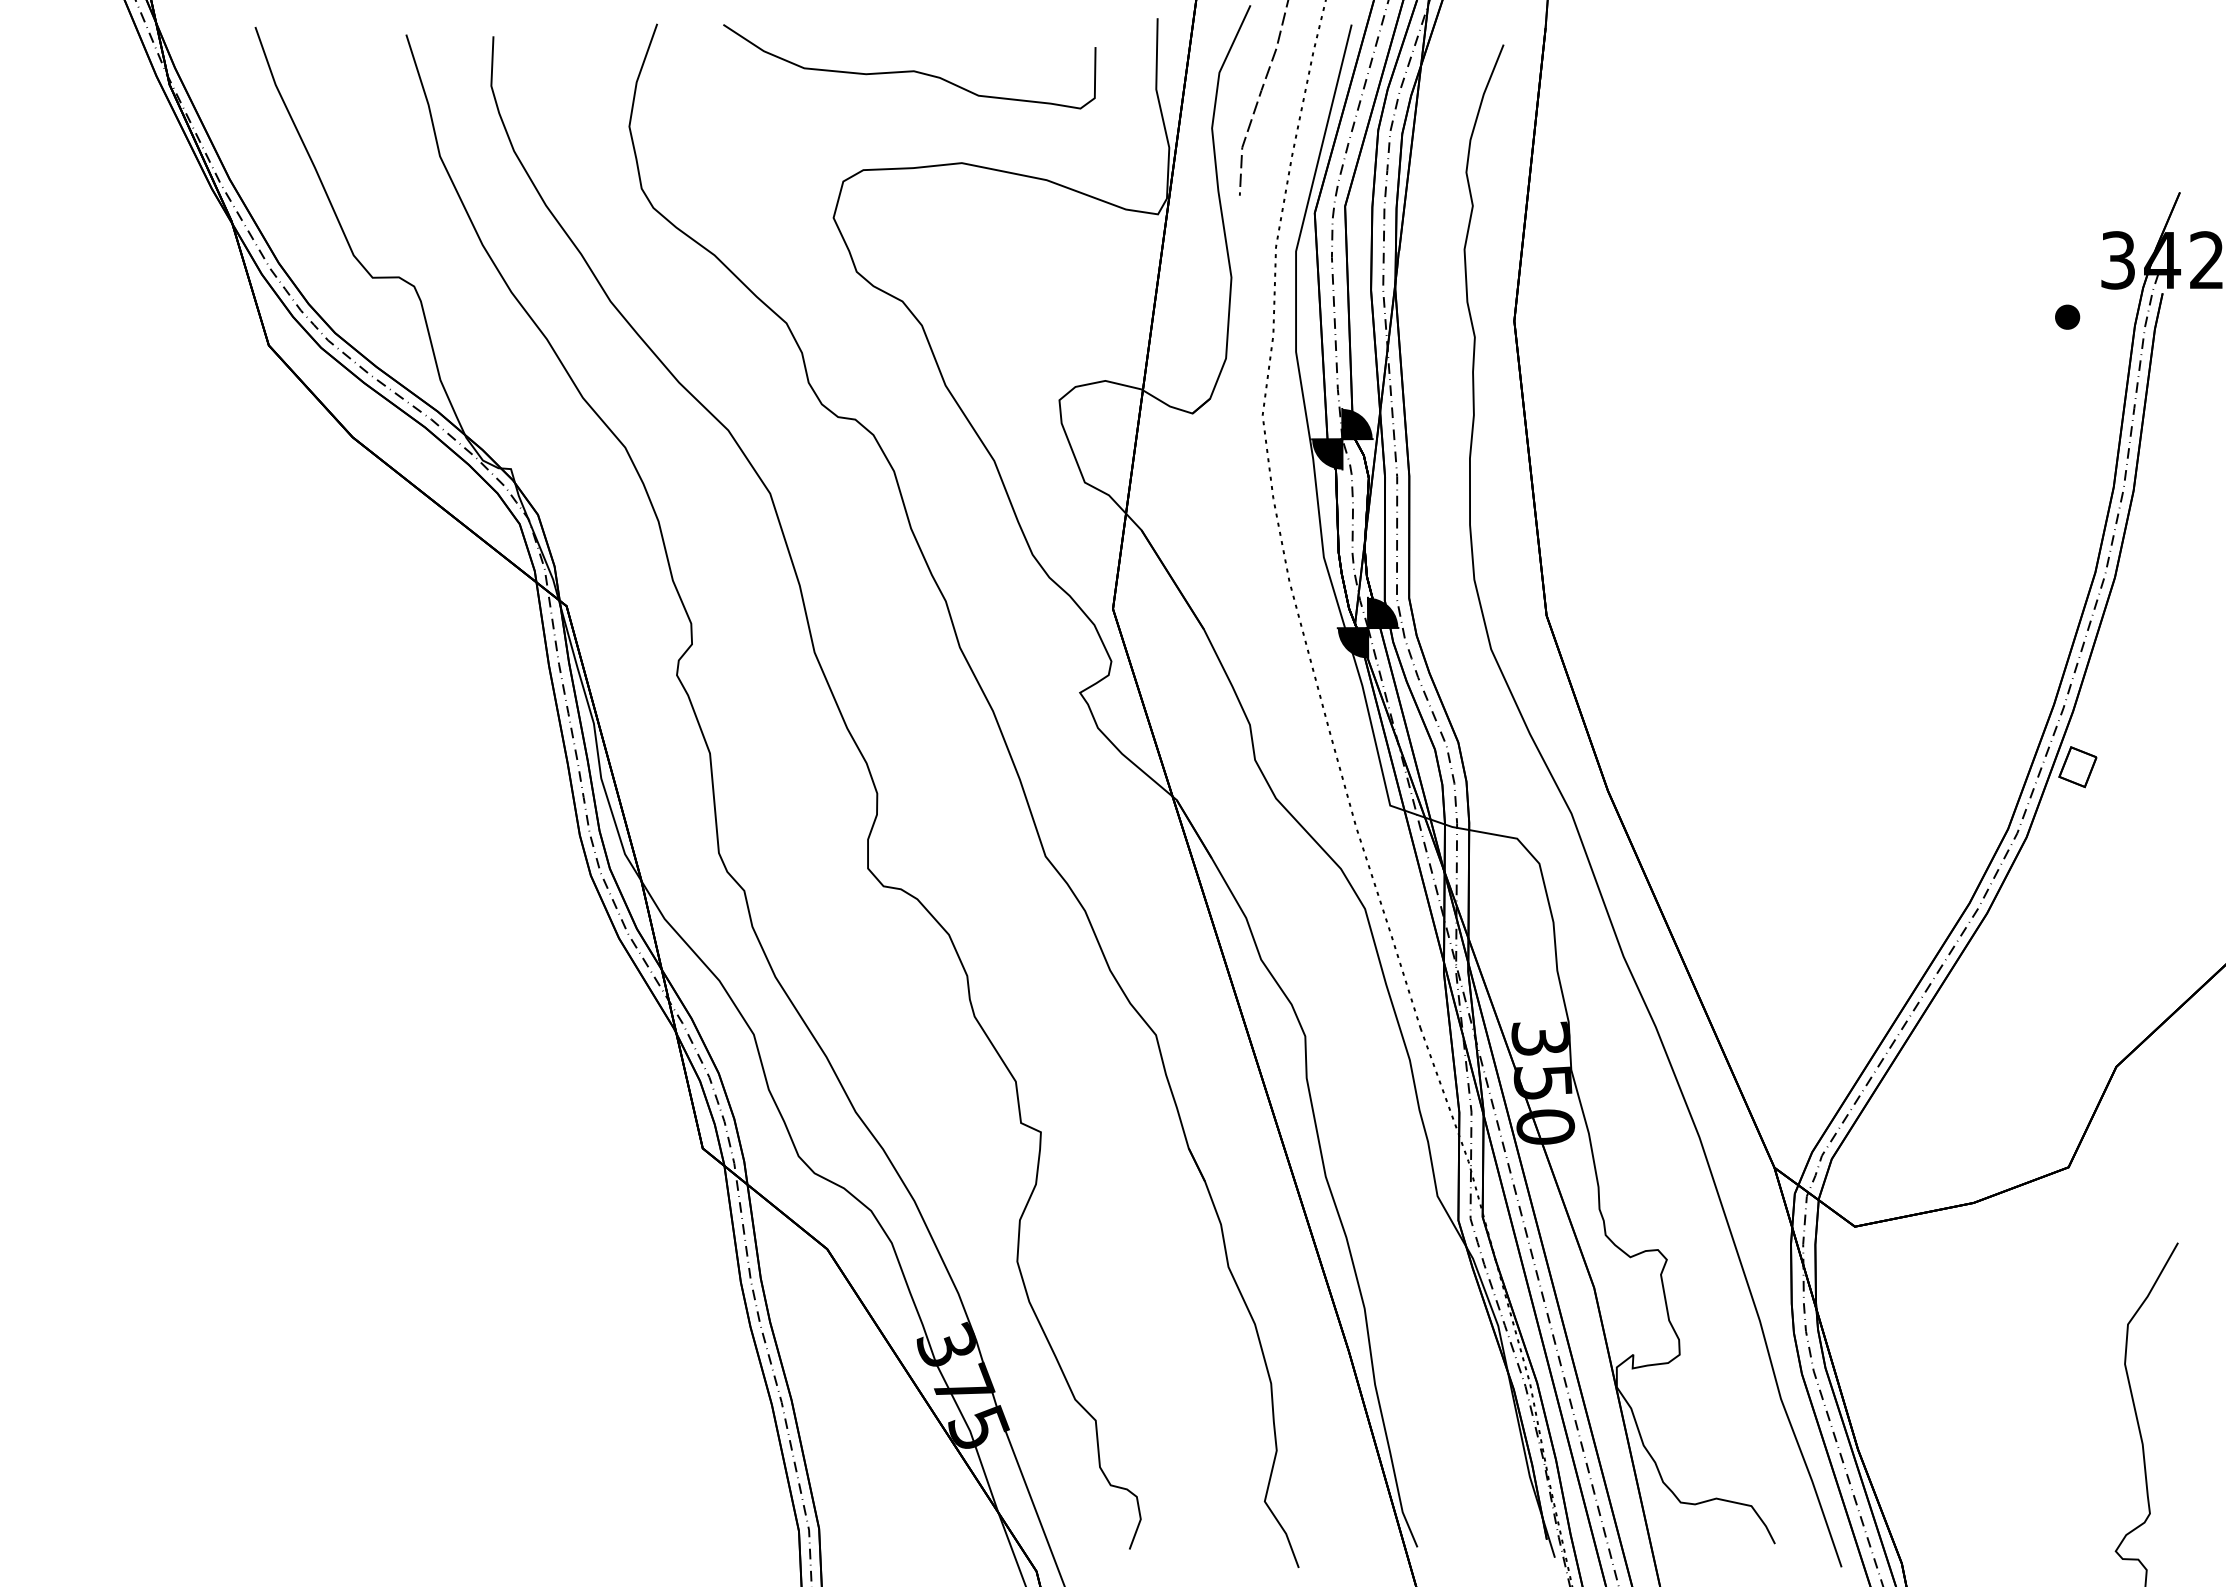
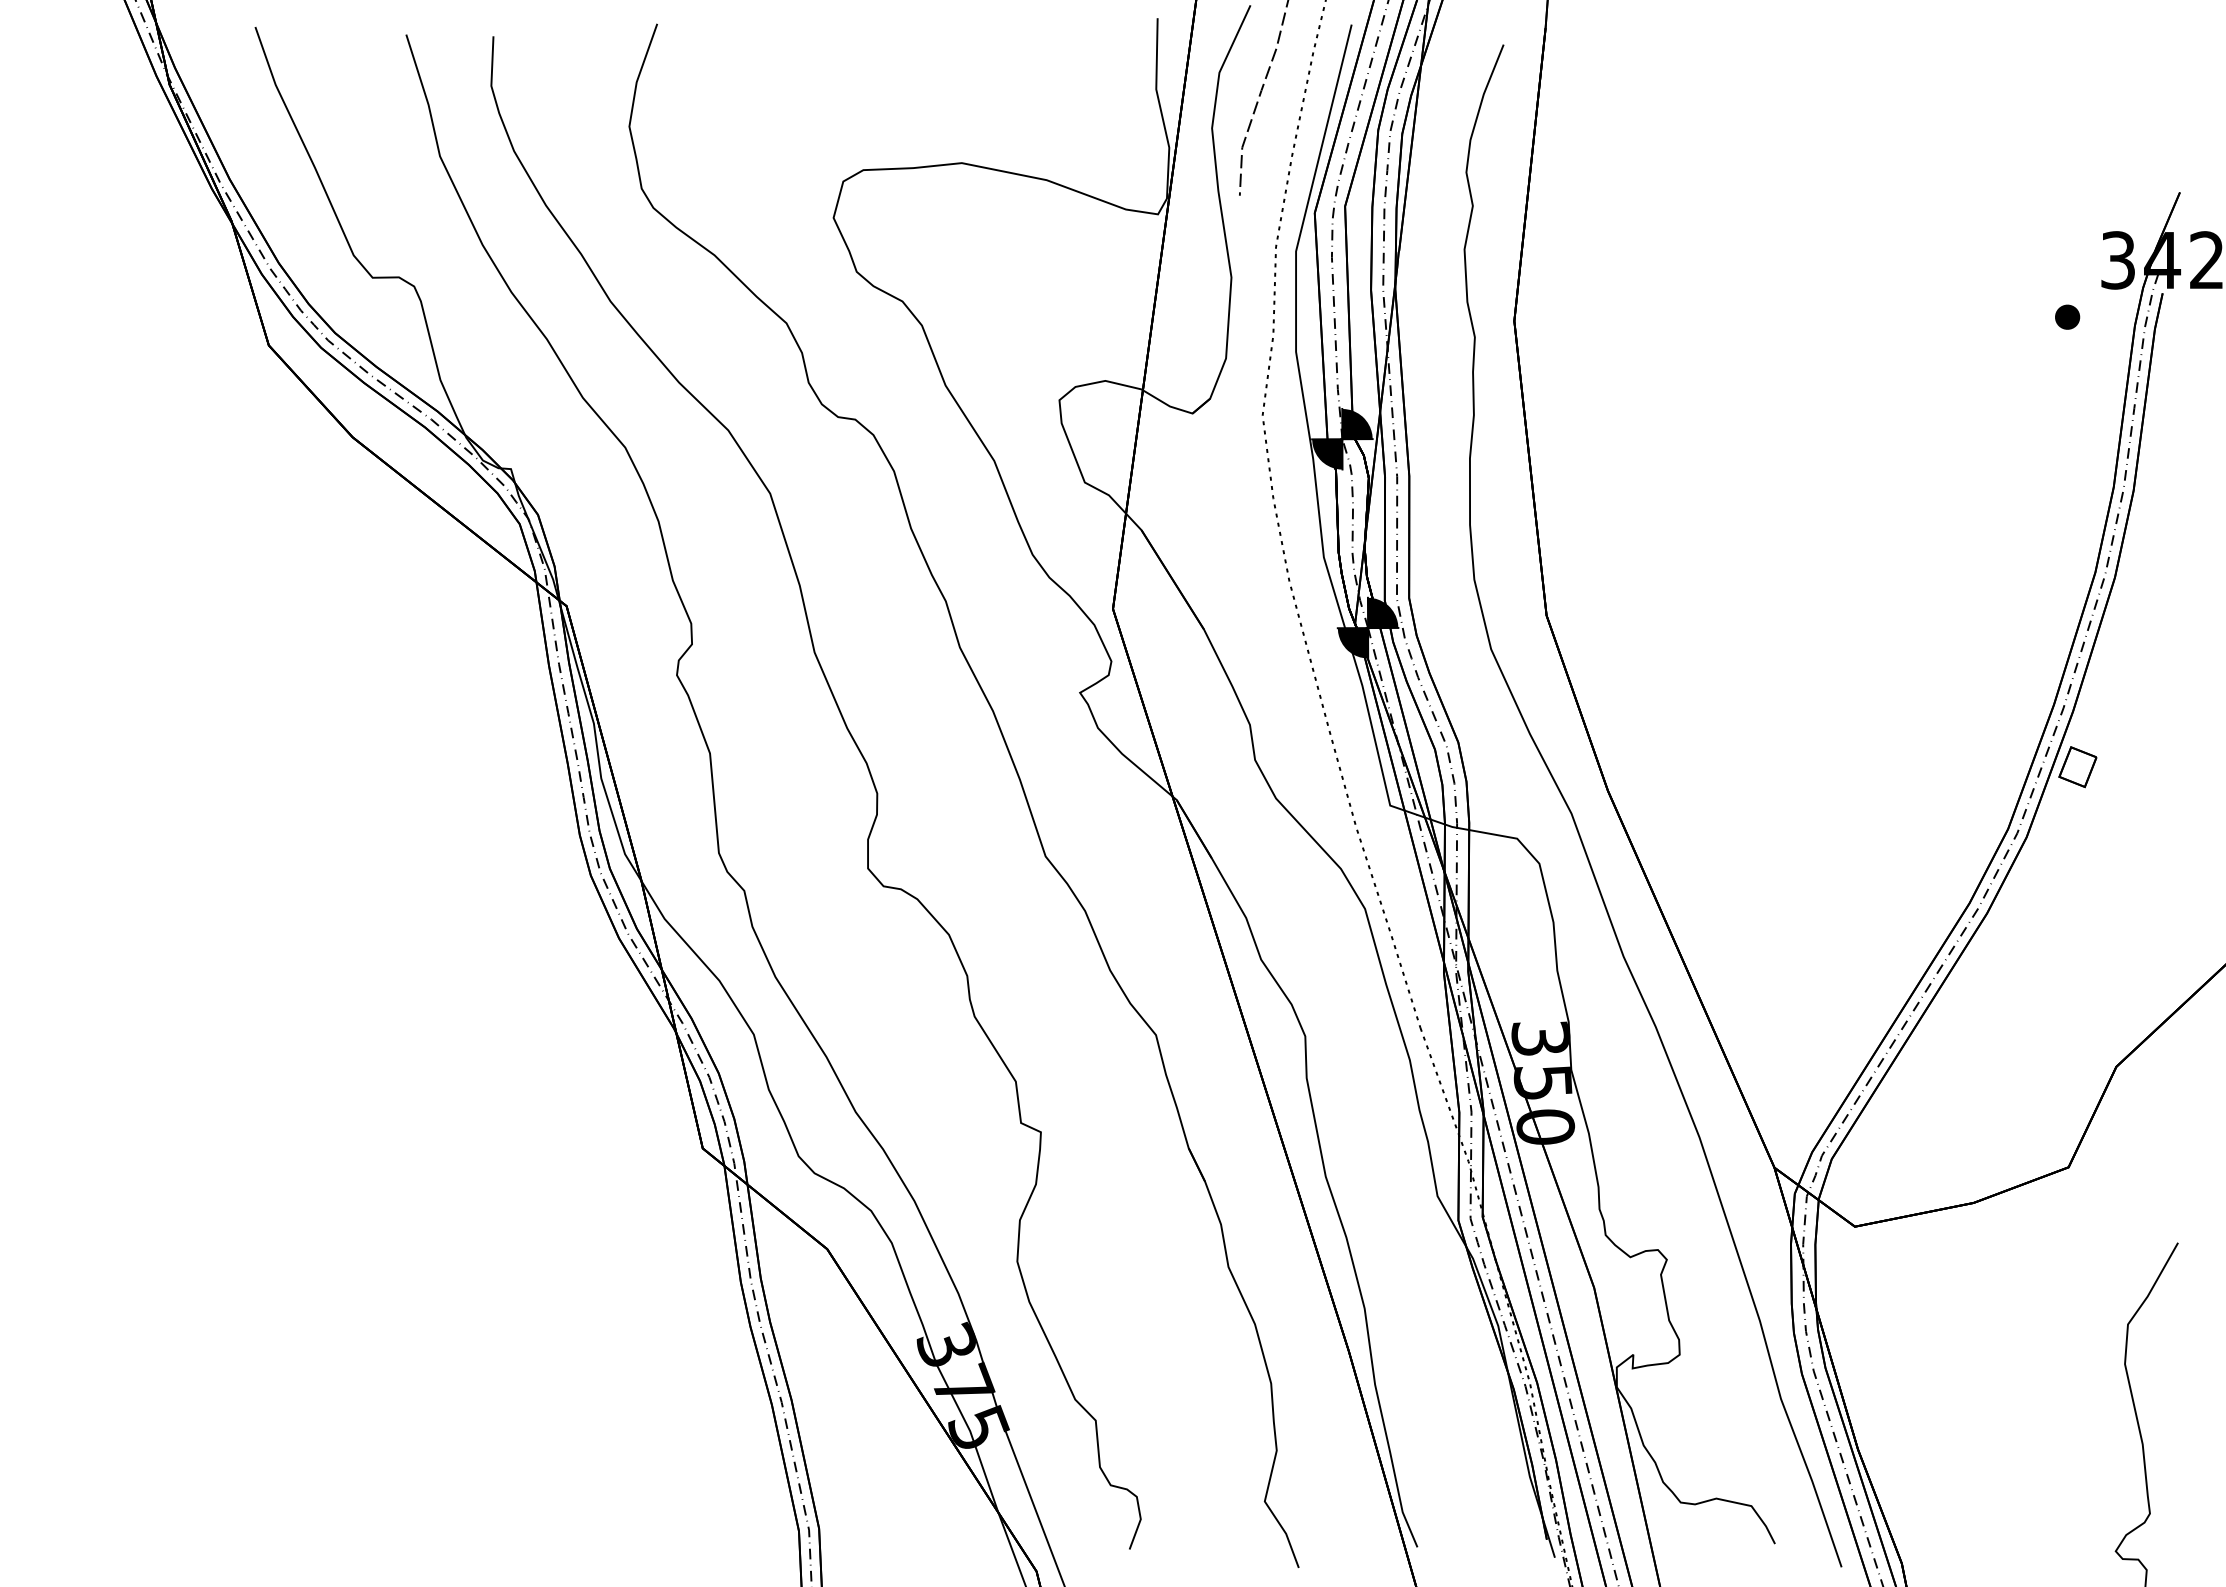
curve: present -> none (909, 70)
